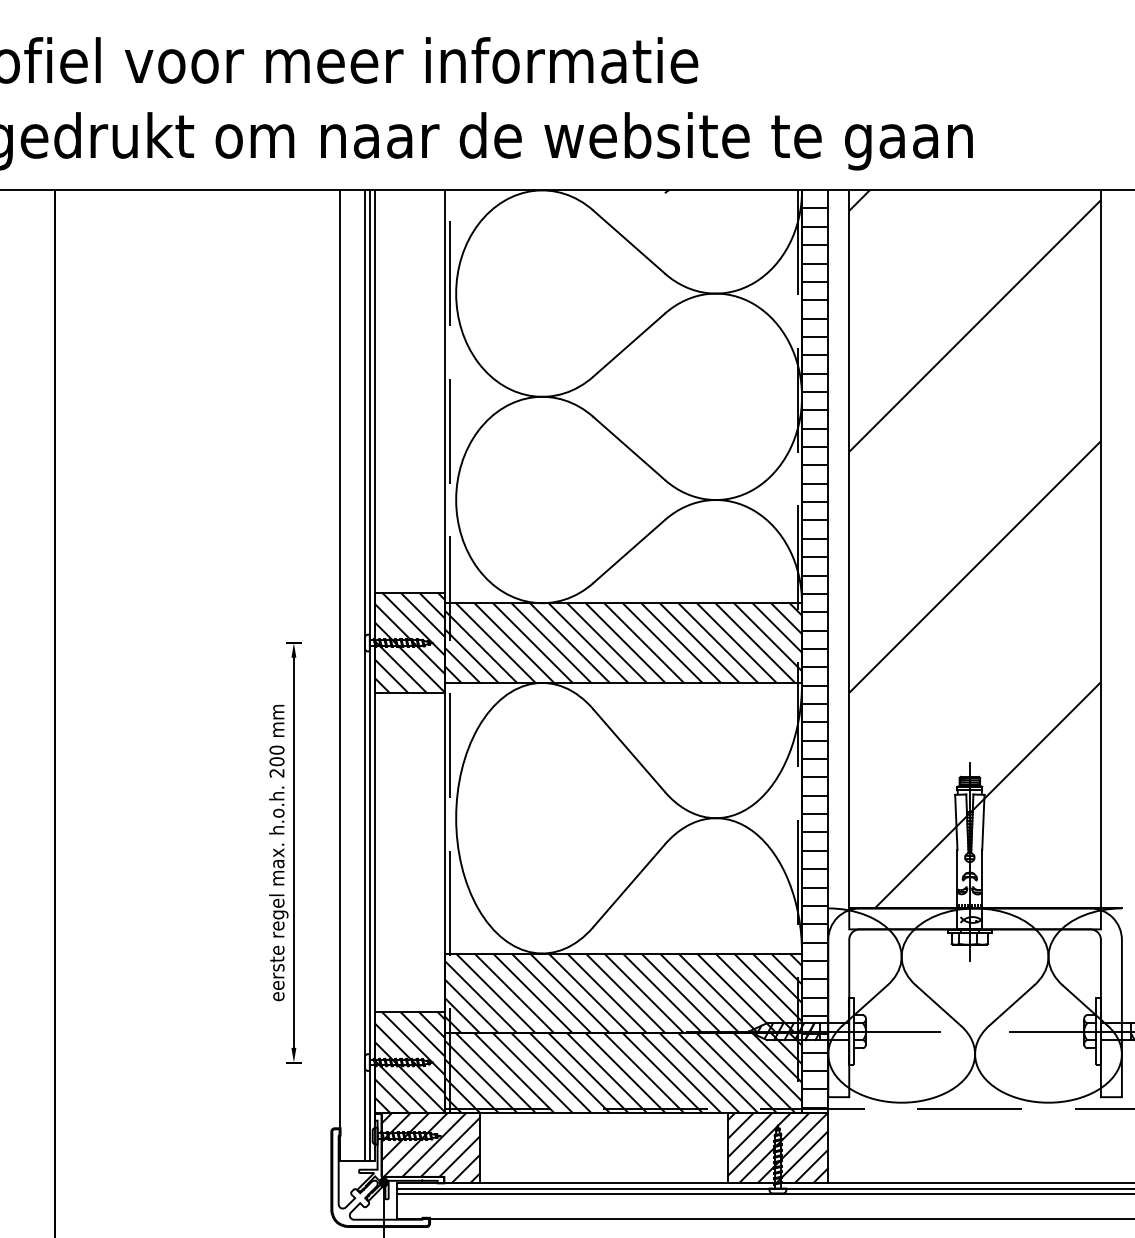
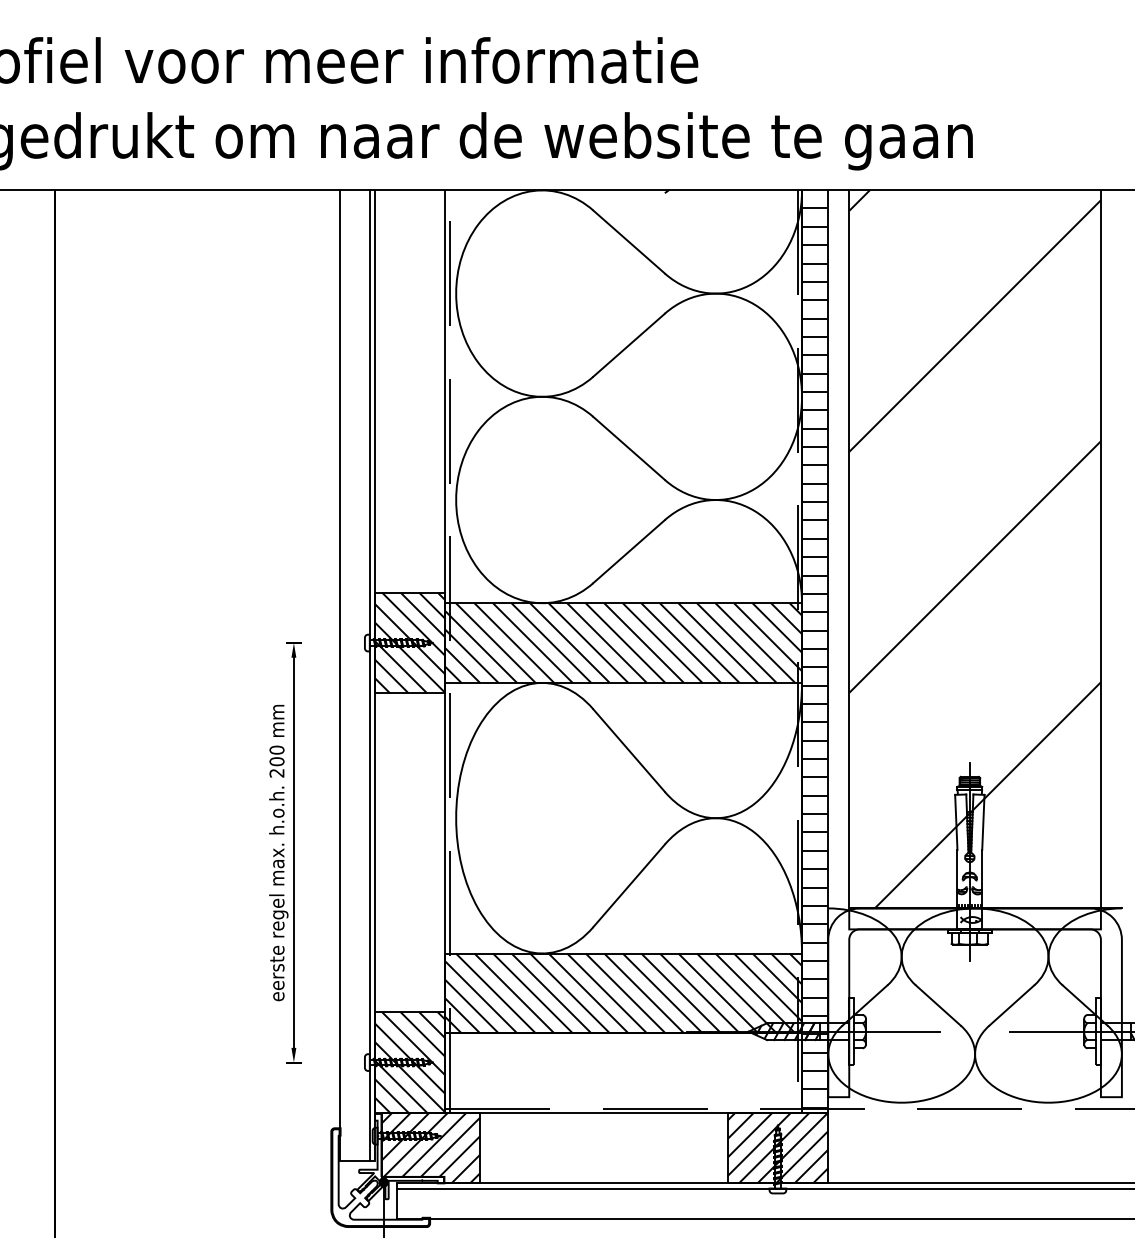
line: present -> none (364, 675)
hatch: present -> none (623, 1072)
line: present -> none (764, 1193)
